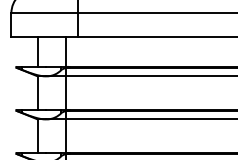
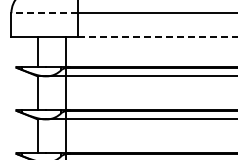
line: solid -> dashed (44, 13)
line: solid -> dashed (158, 37)
